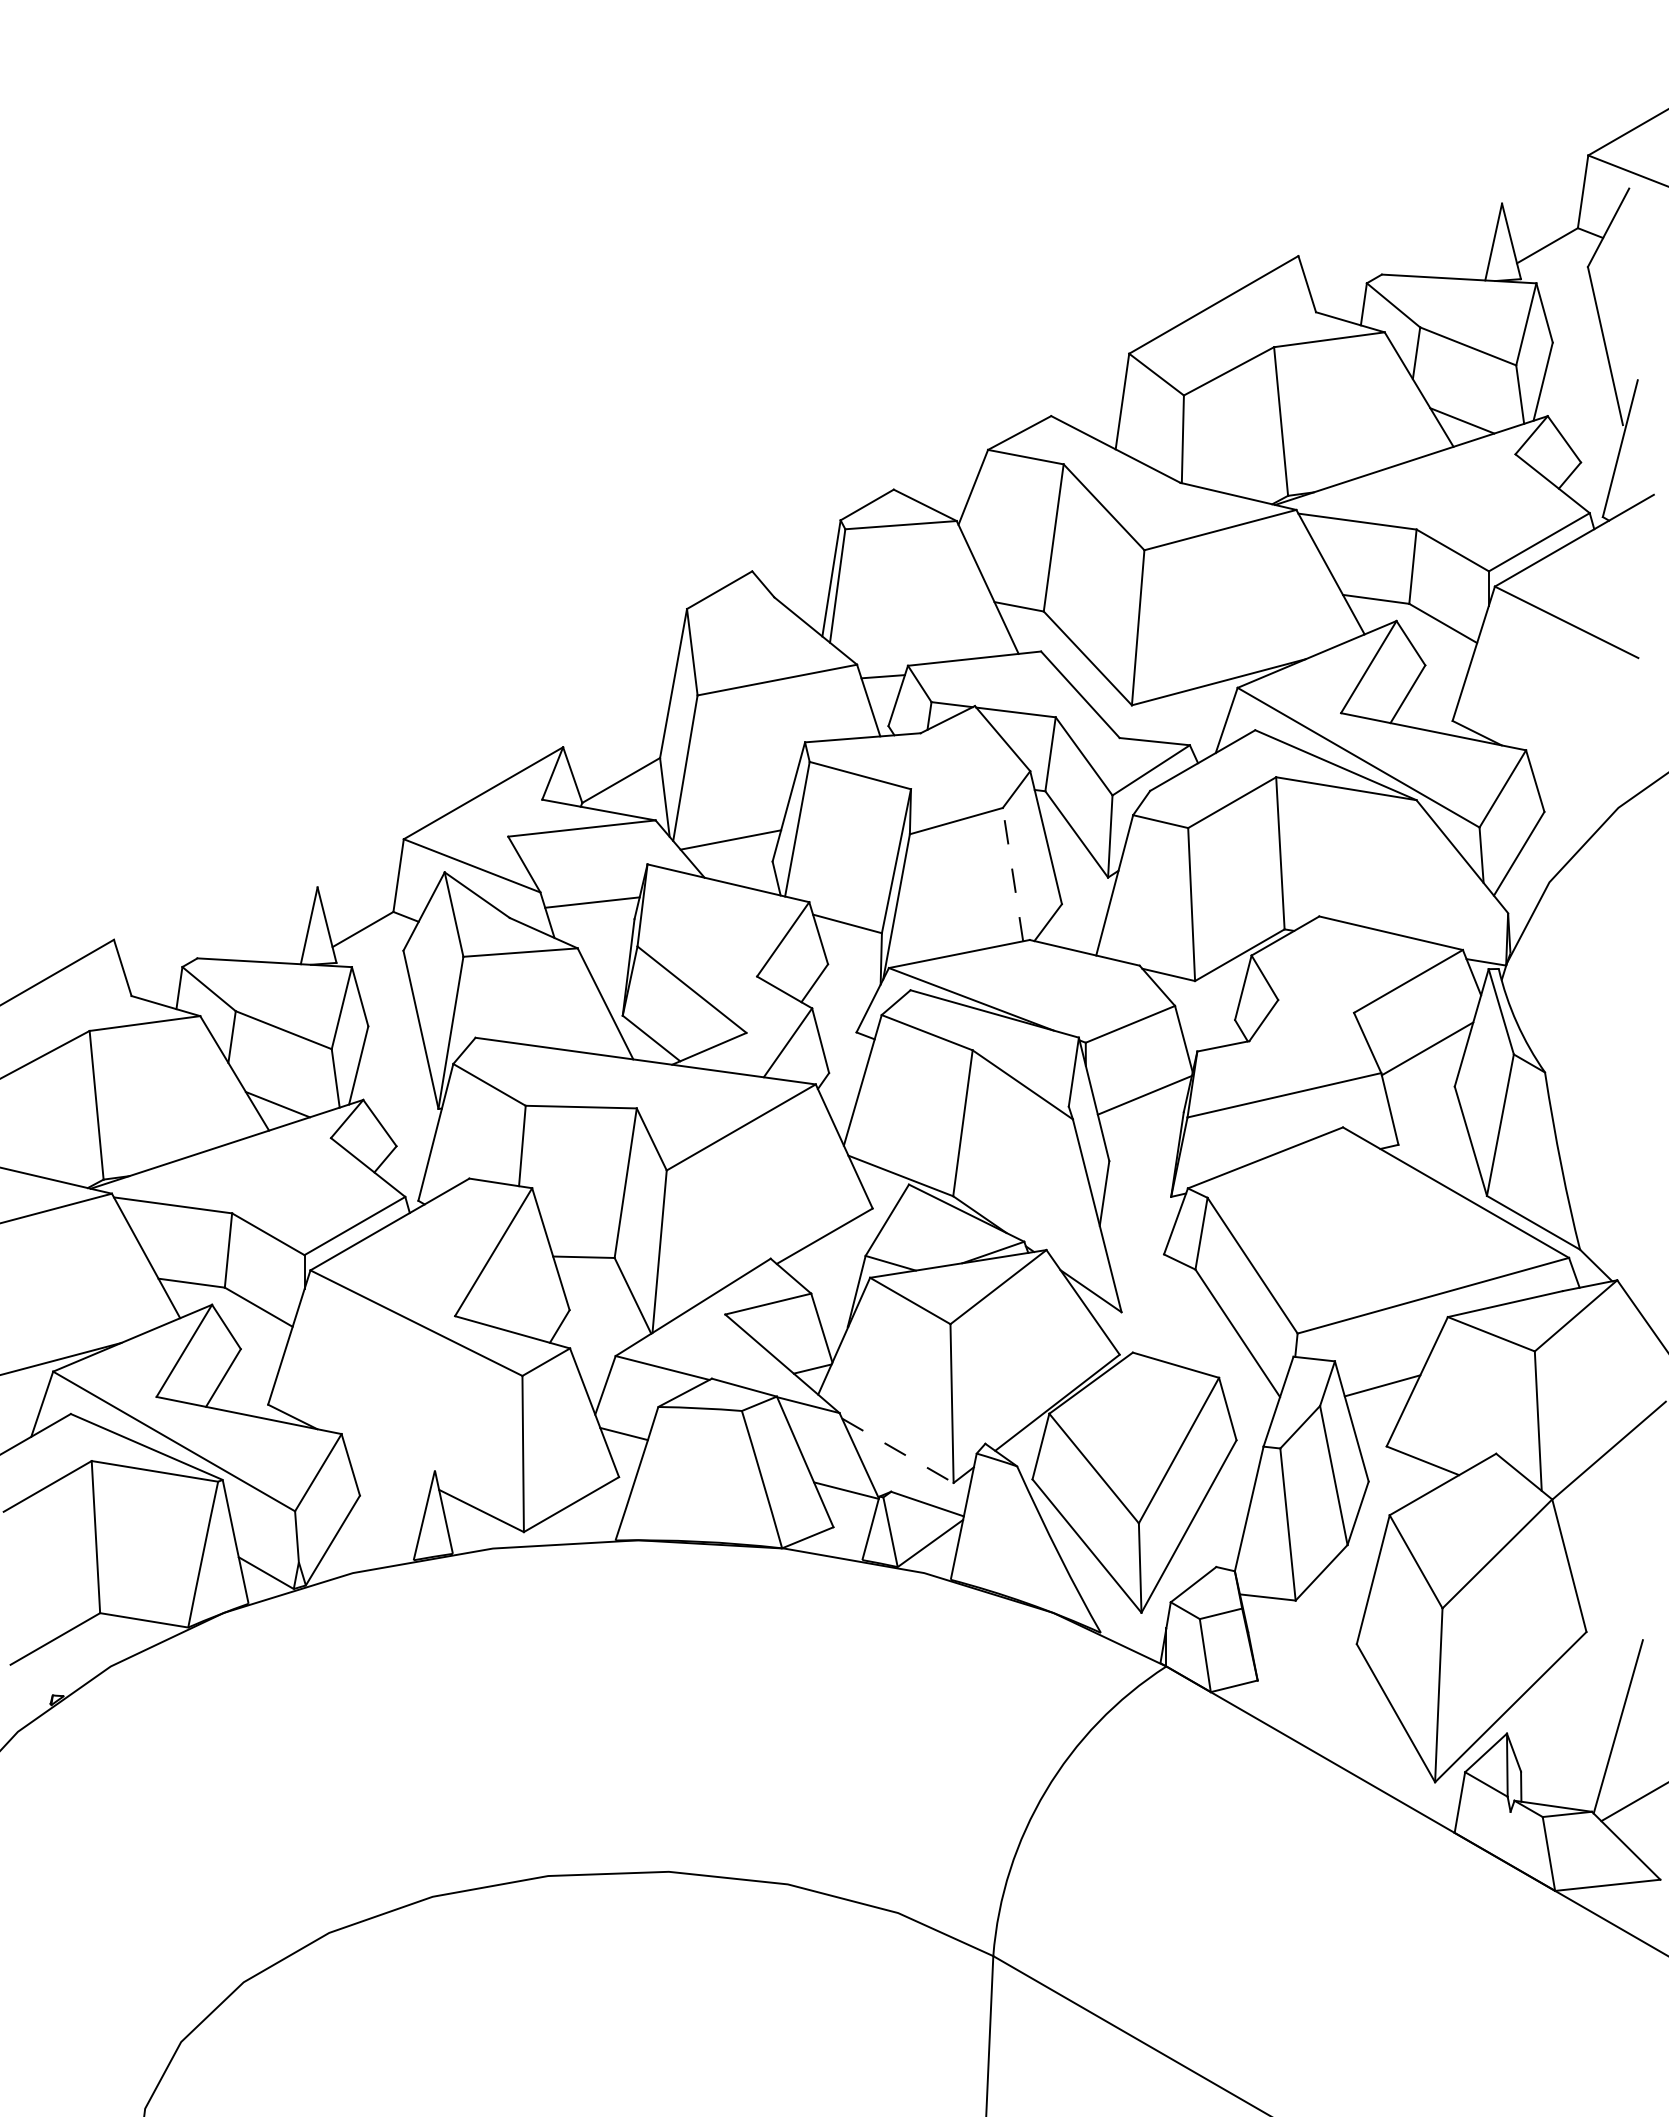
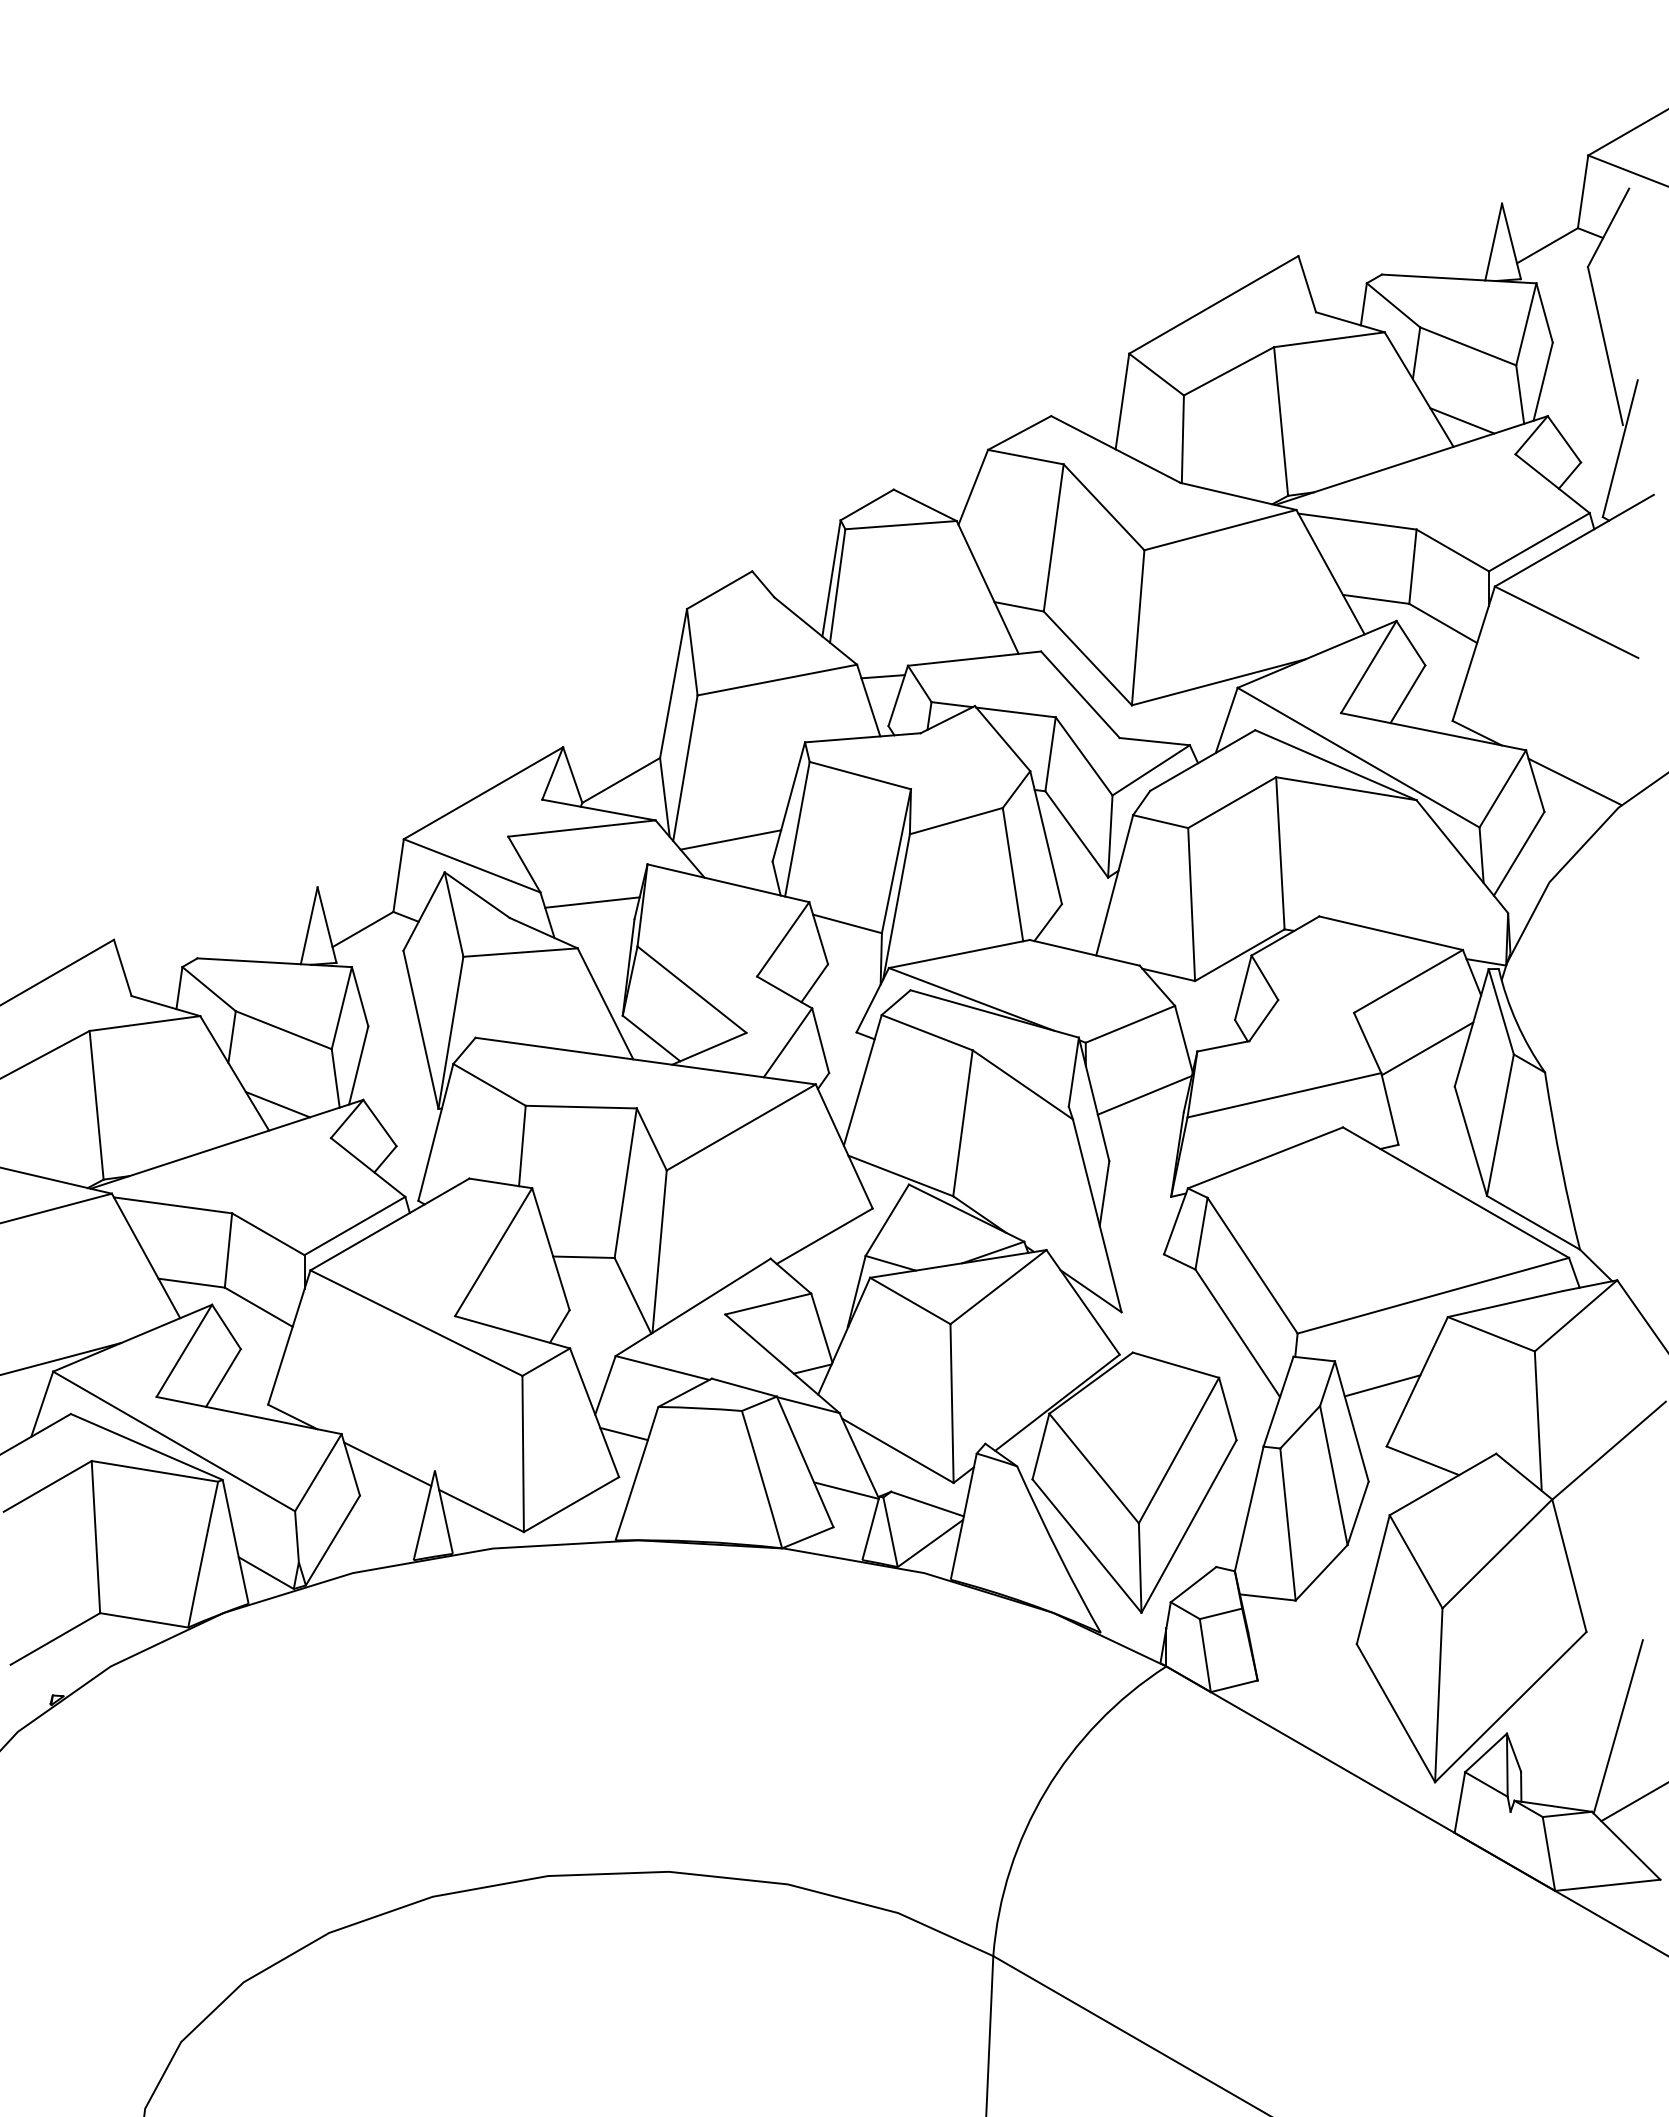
line: none -> present (1574, 781)
line: dashed -> solid (1012, 874)
line: dashed -> solid (898, 1451)
line: none -> present (387, 1463)
